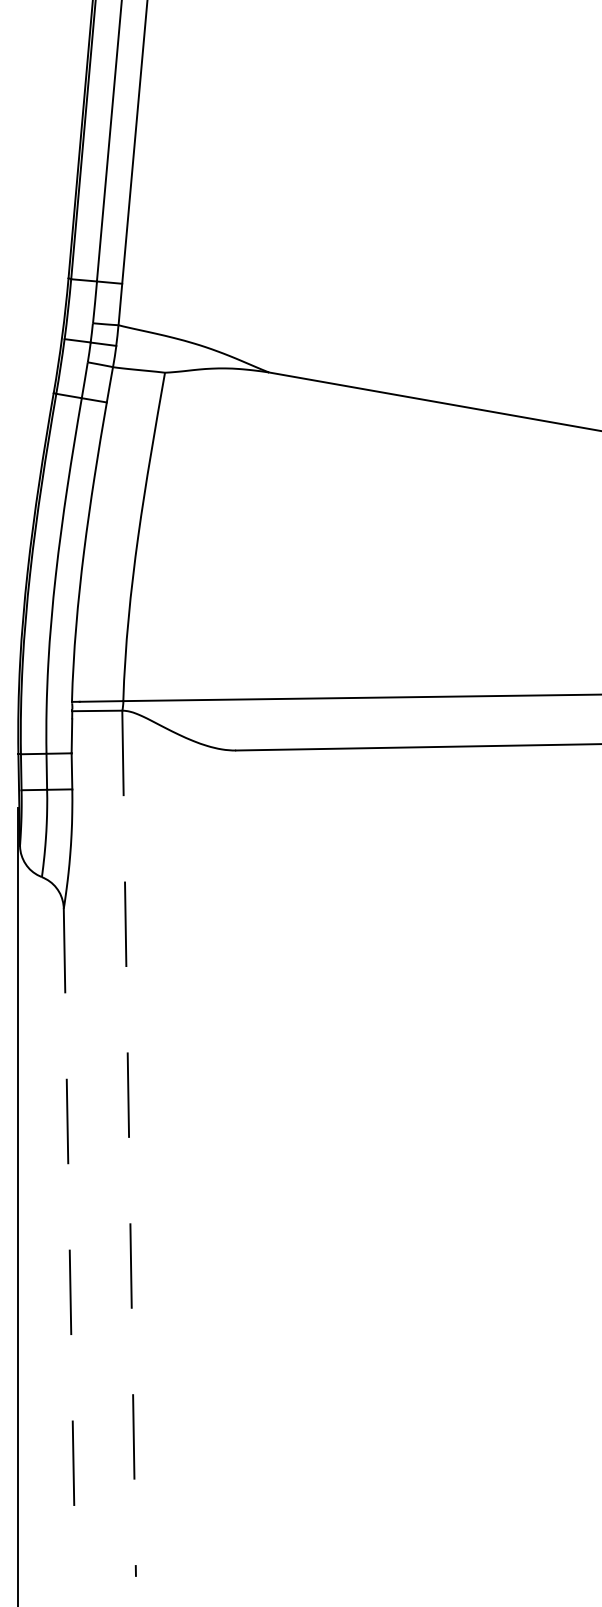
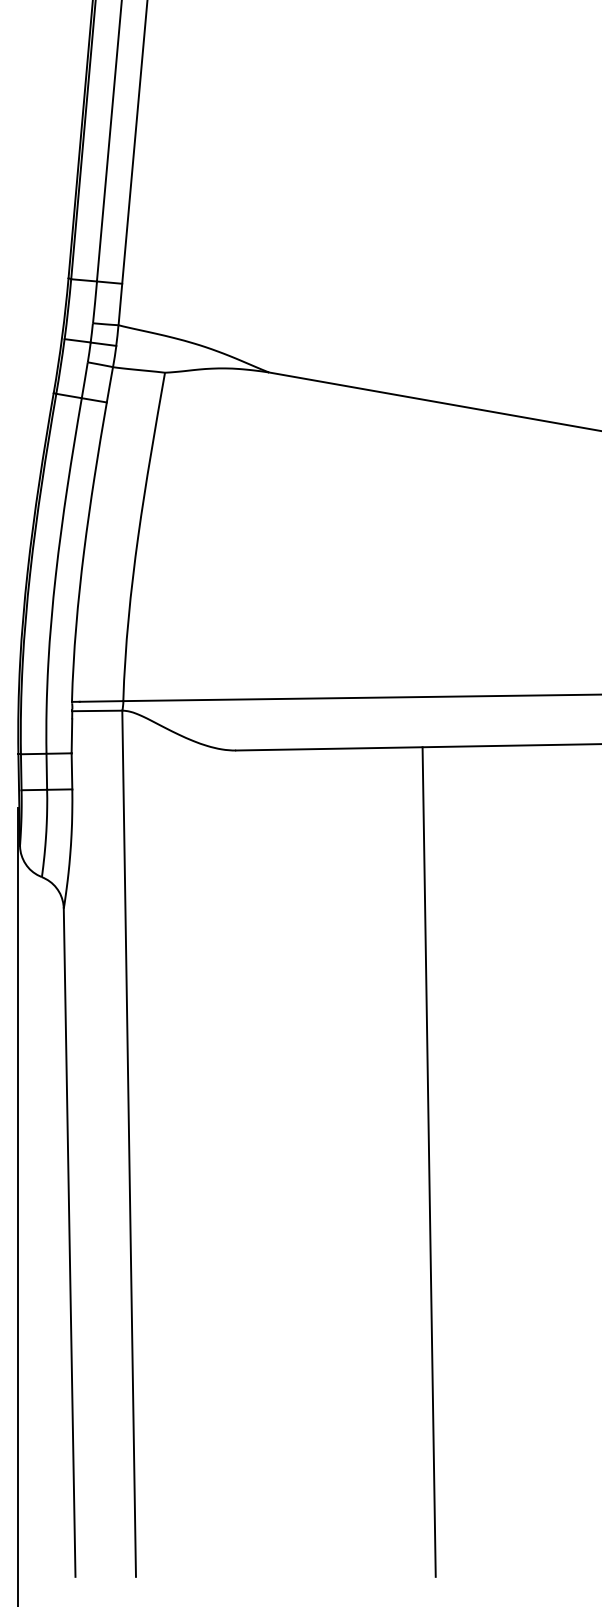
line: dashed -> solid (129, 1144)
line: none -> present (428, 1161)
line: dashed -> solid (69, 1242)
